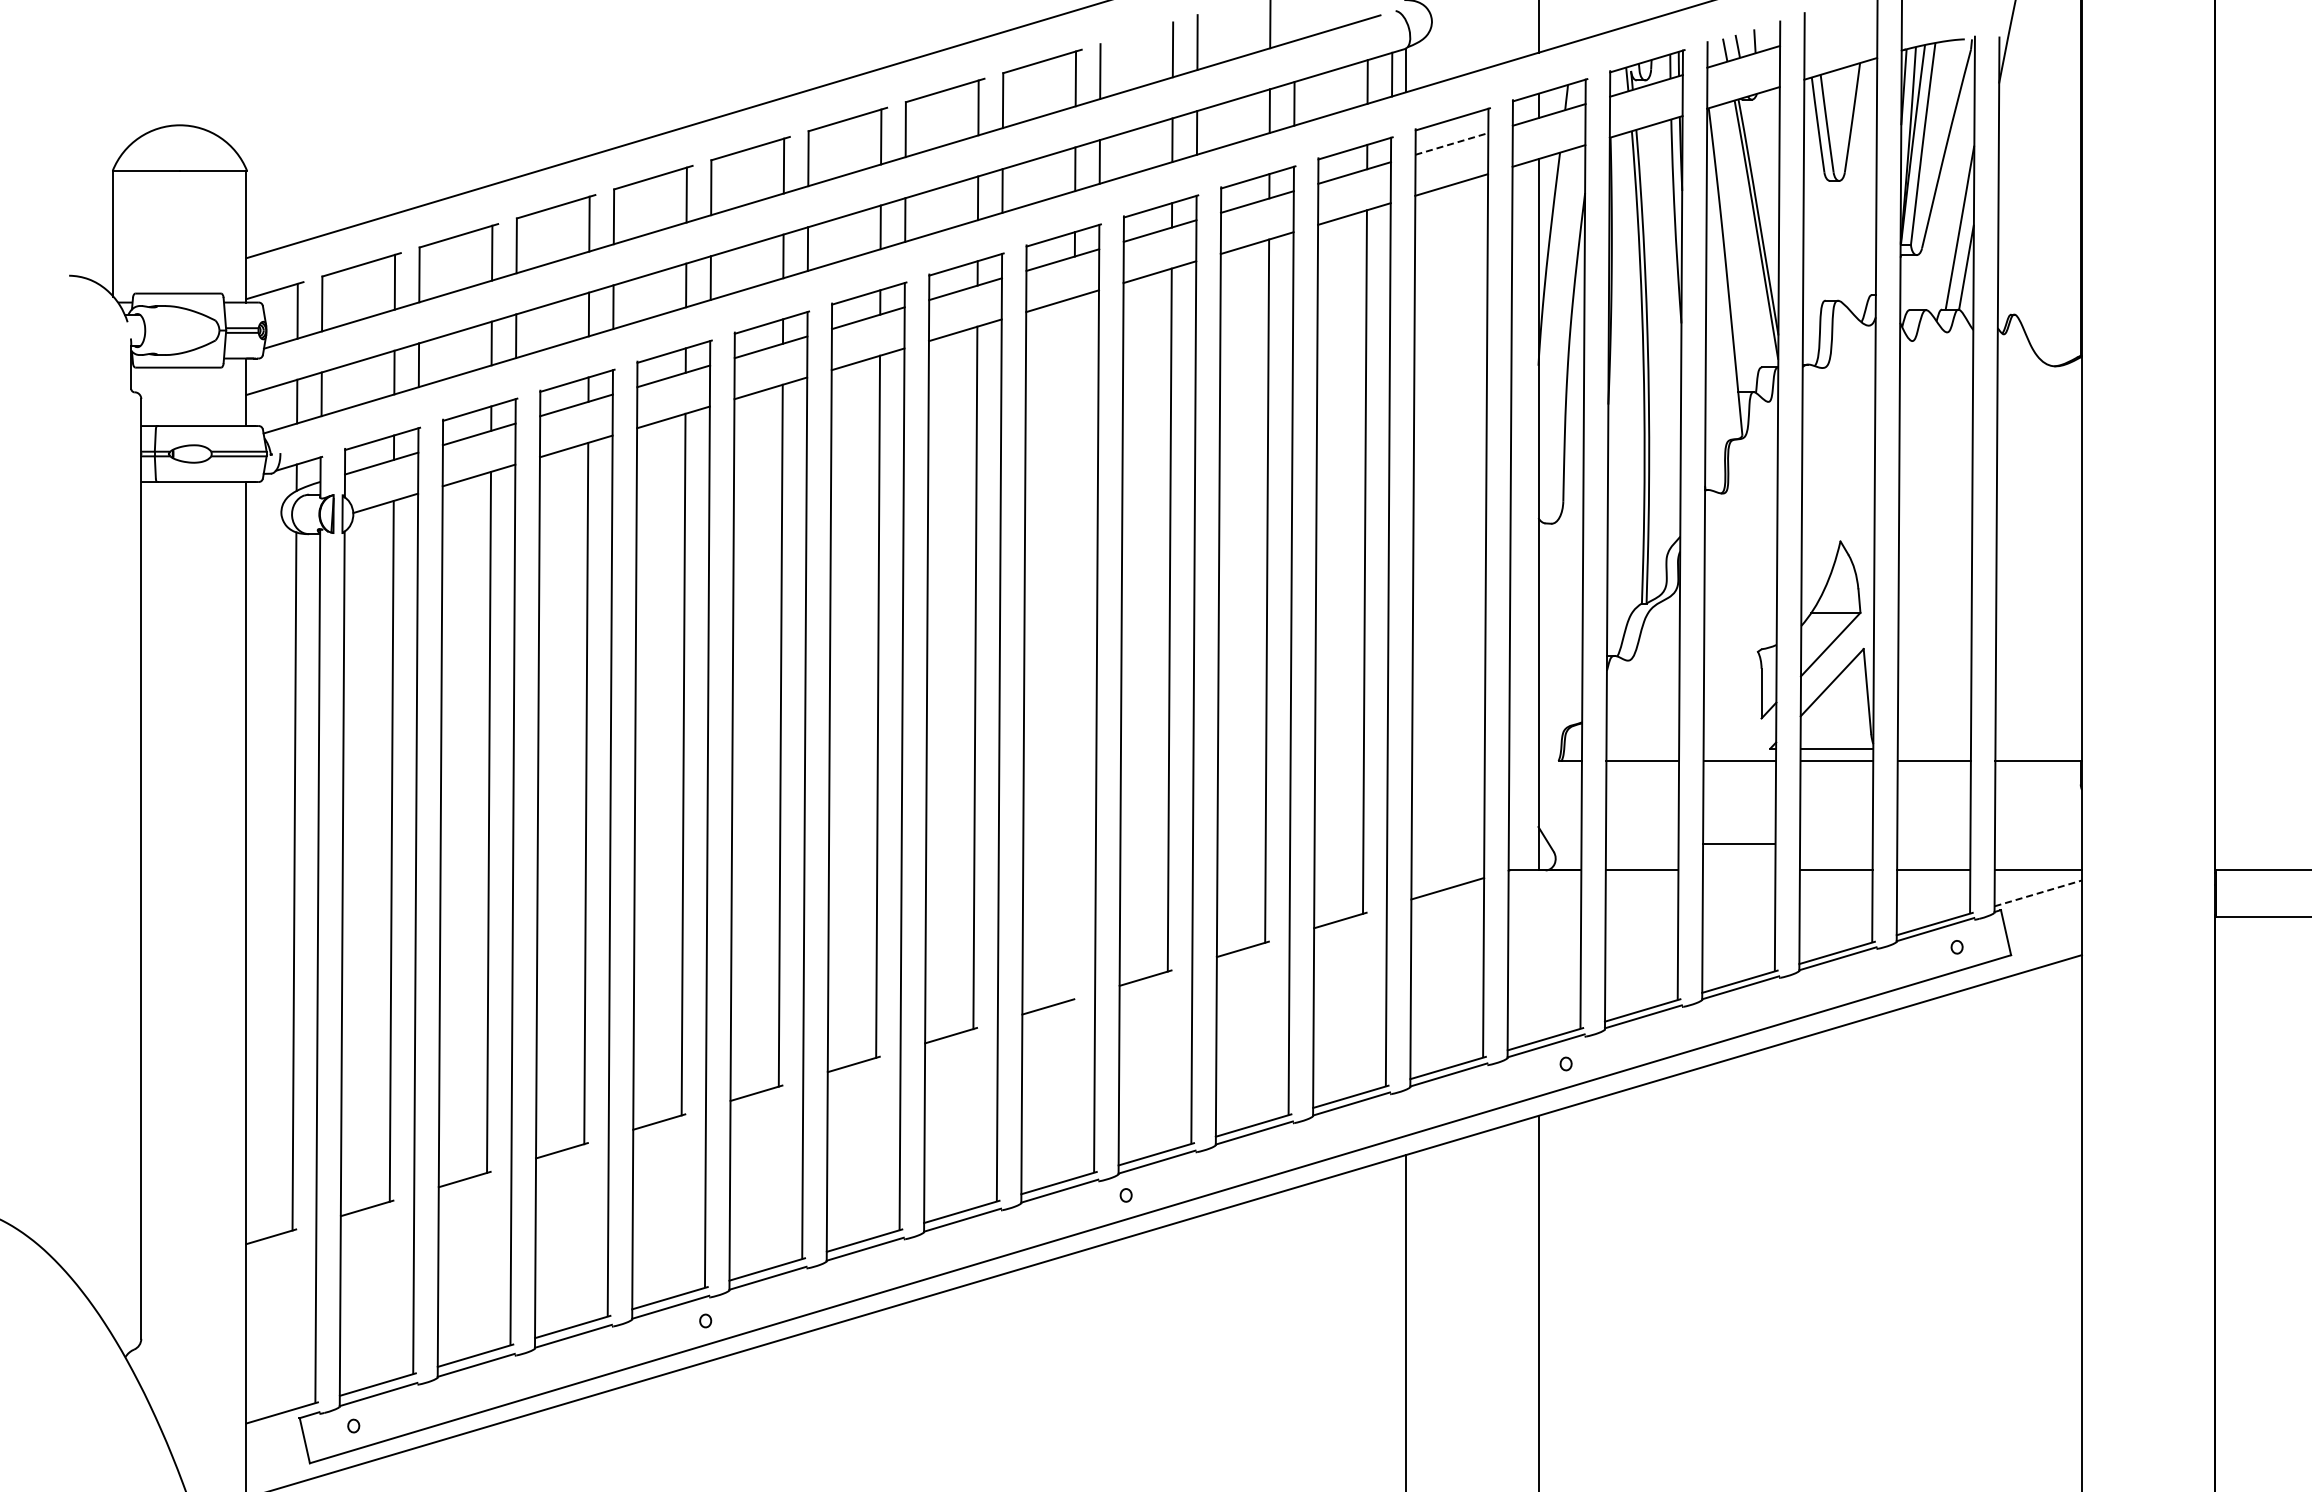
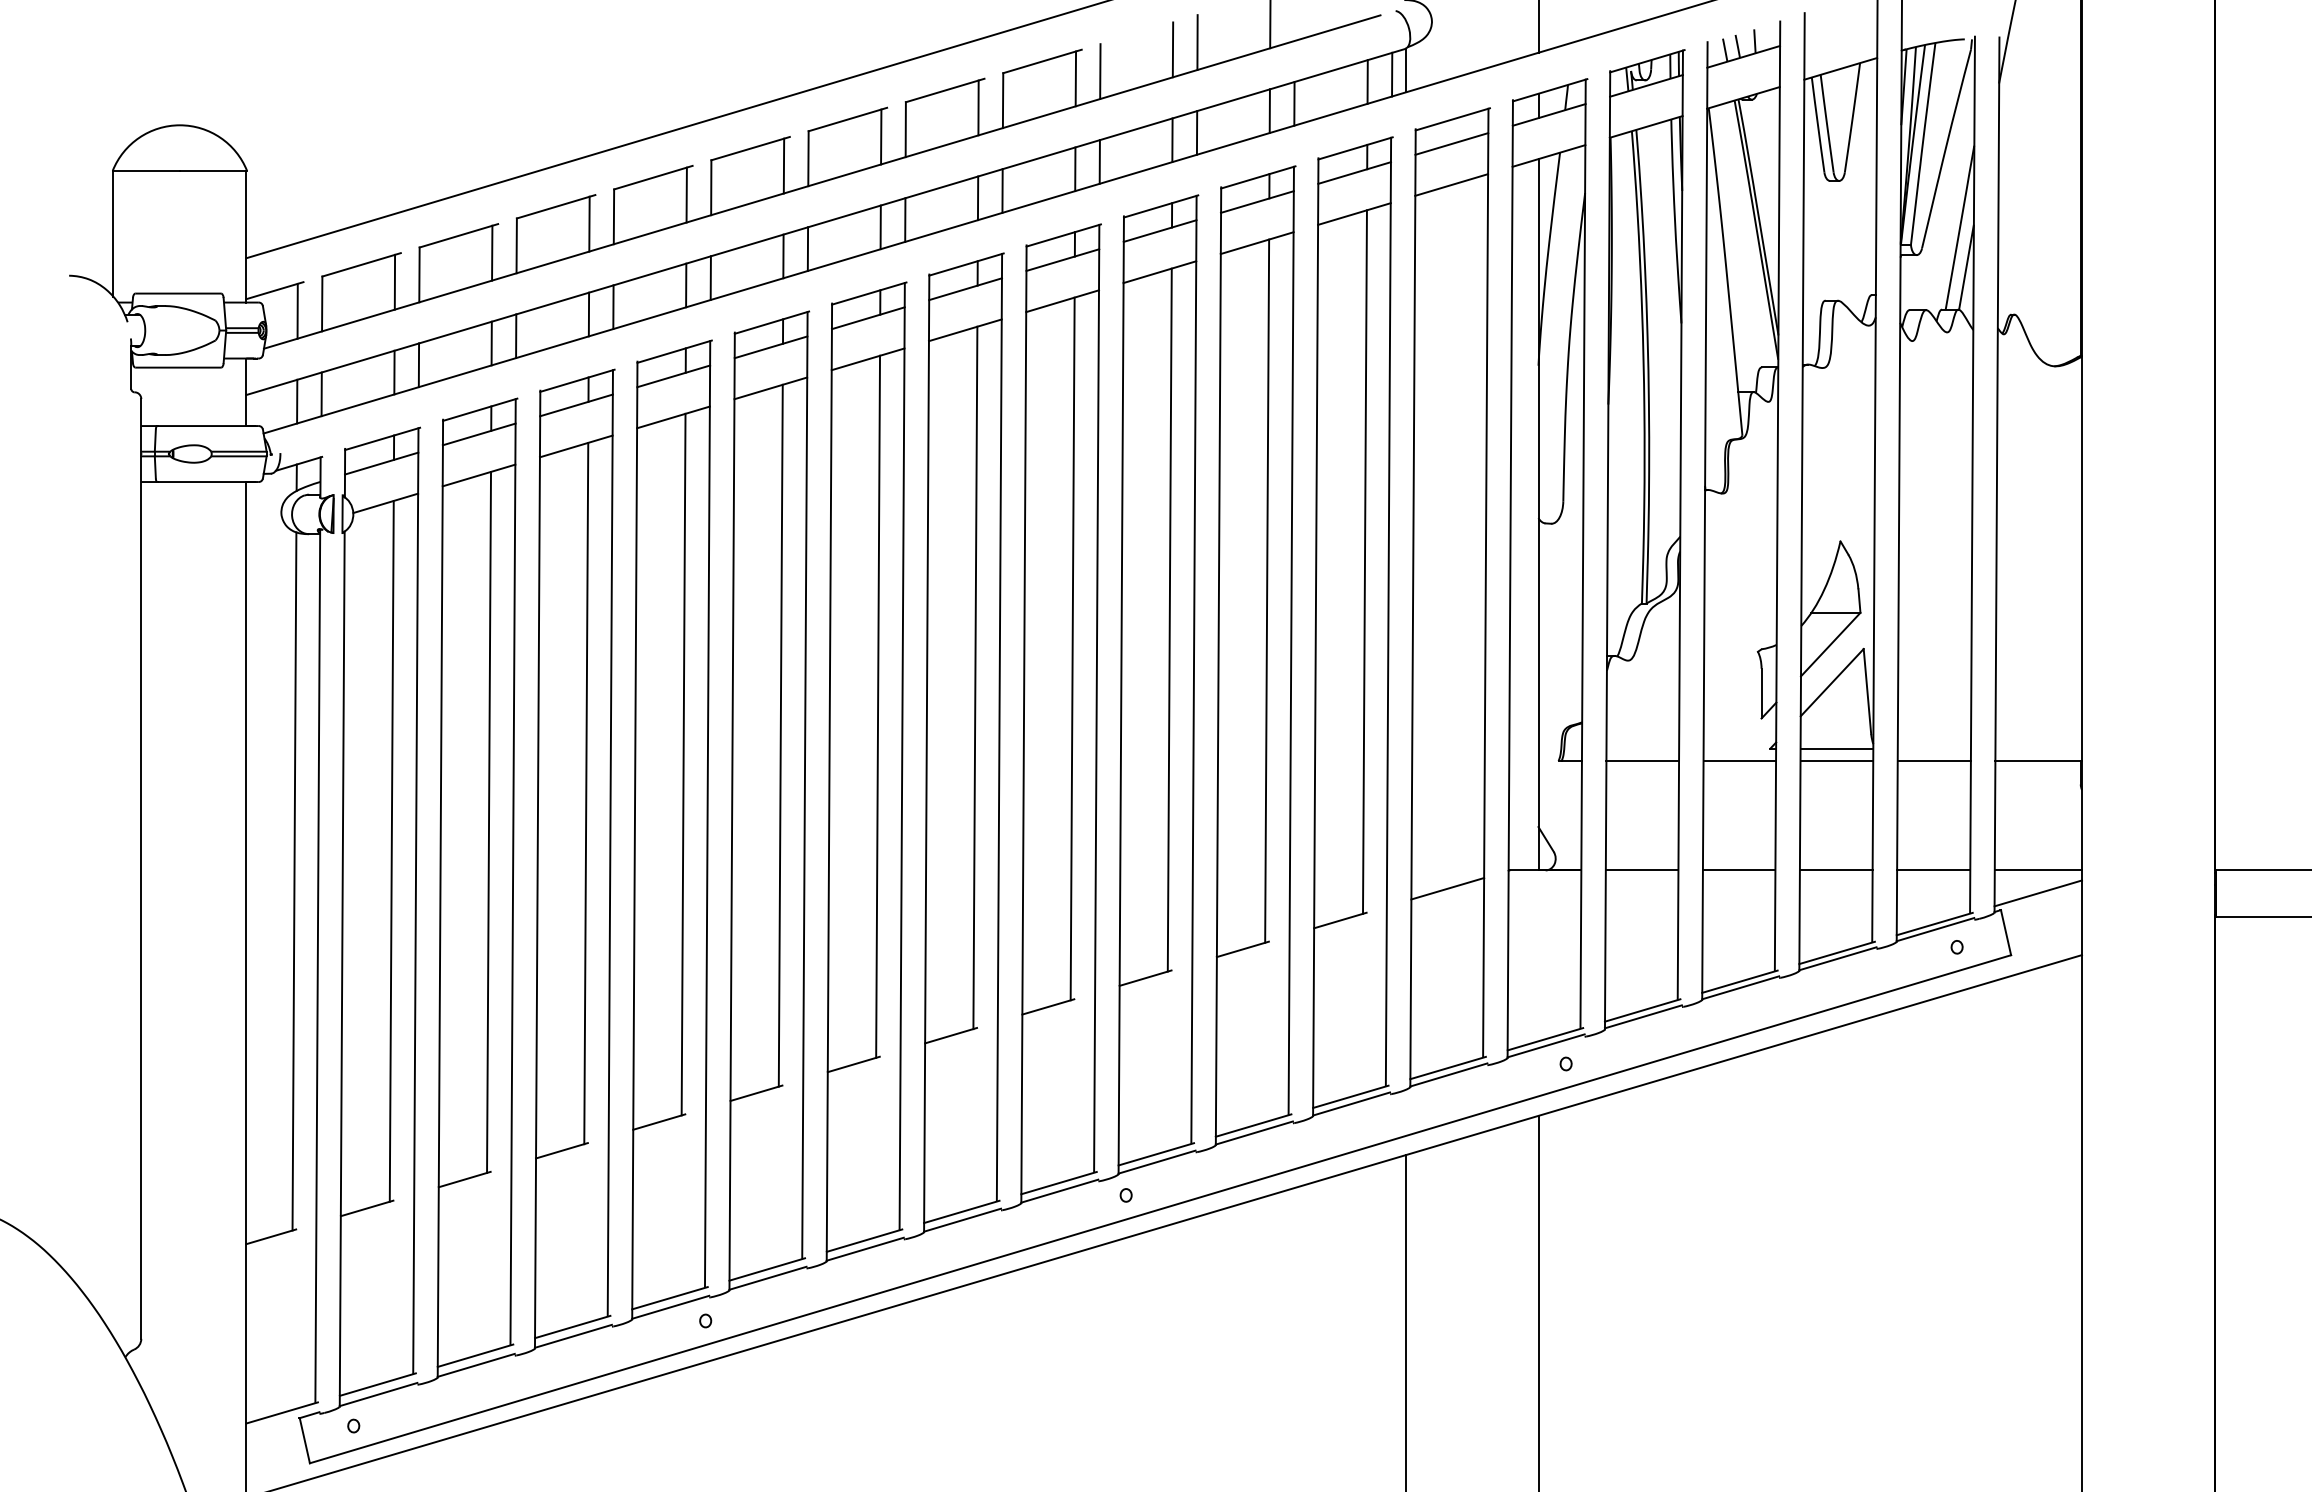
line: dashed -> solid (1451, 143)
line: none -> present (1072, 648)
line position: (1738, 844) -> (1738, 870) (1738, 870)
line: dashed -> solid (2038, 893)
